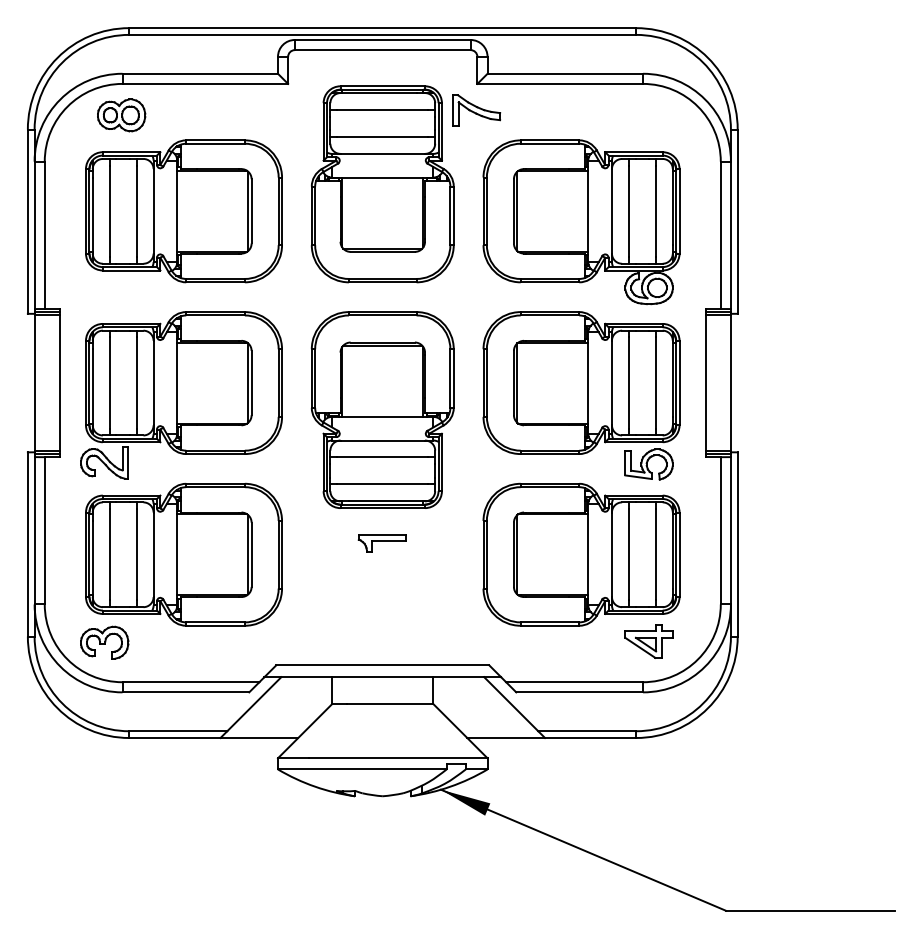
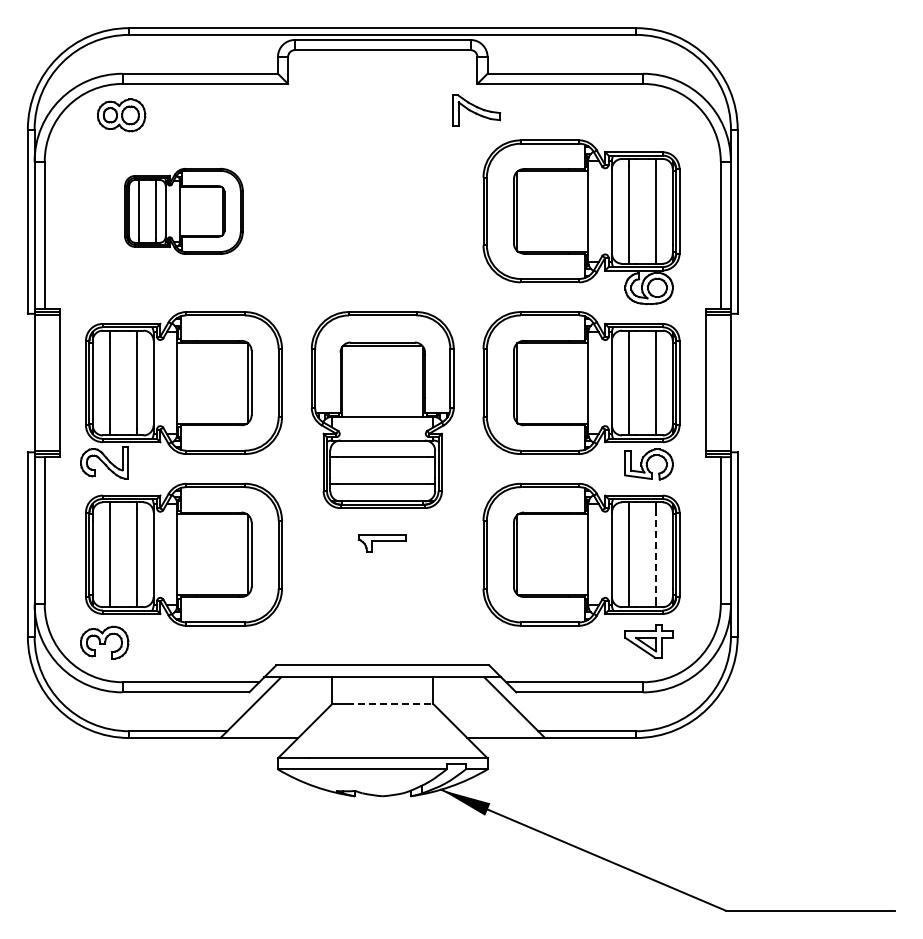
part: present -> none (382, 184)
part size: 198x145 px -> 120x87 px (183, 211)
line: solid -> dashed (655, 554)
line: solid -> dashed (390, 704)
